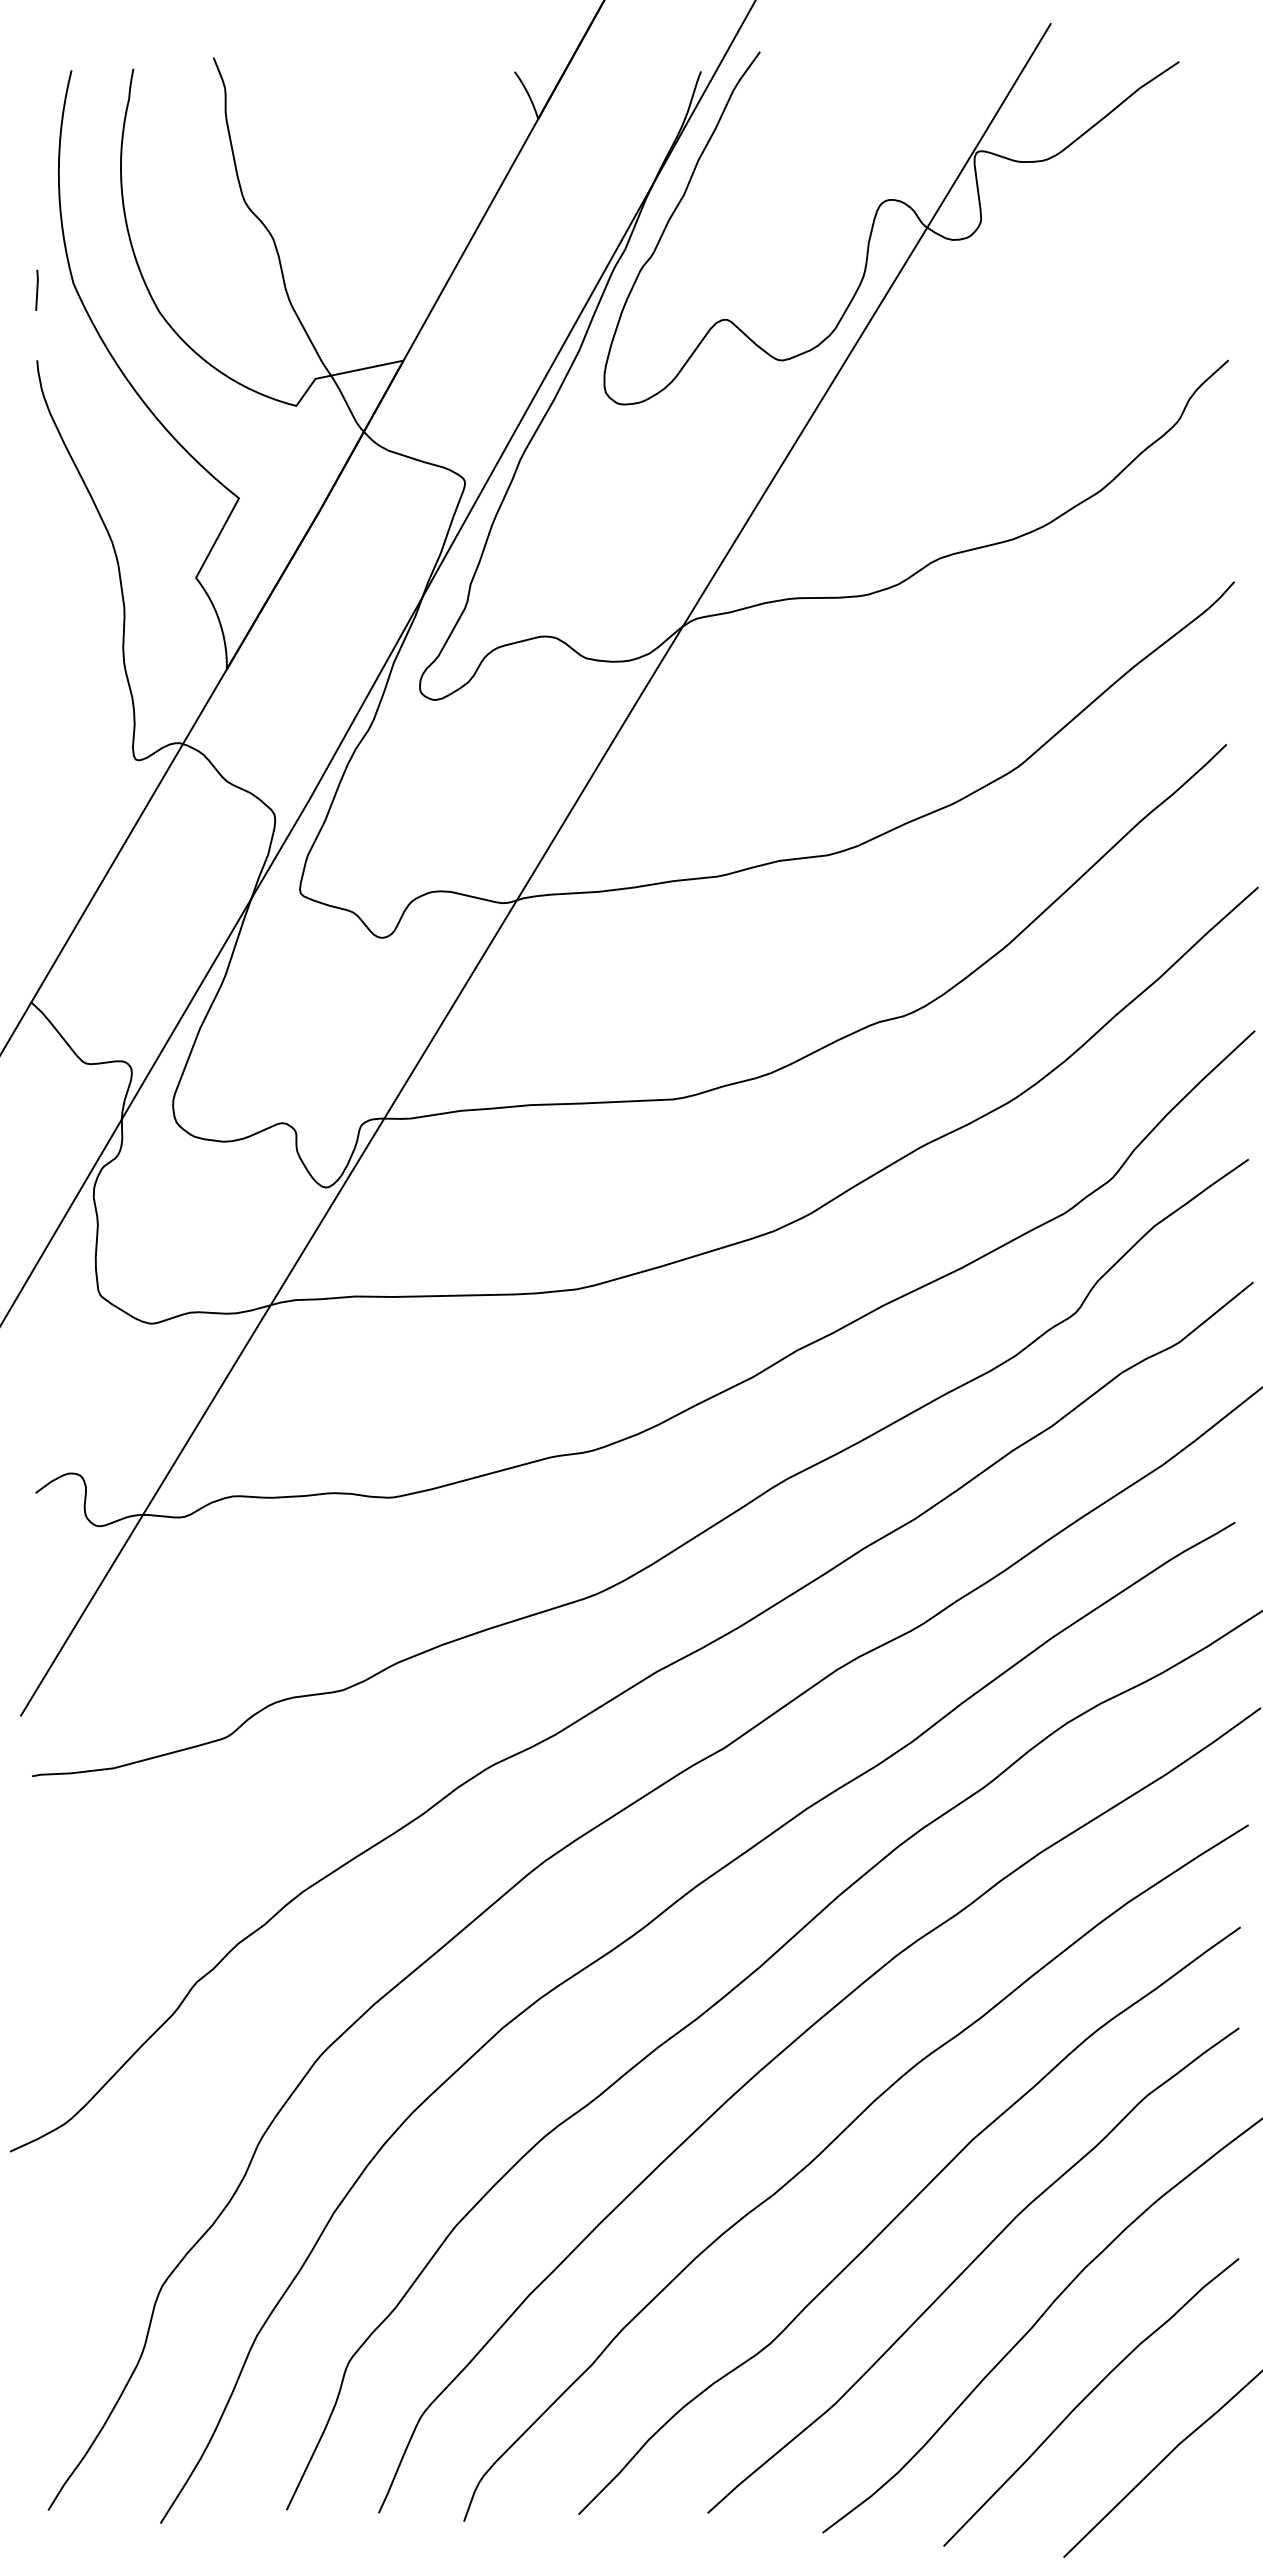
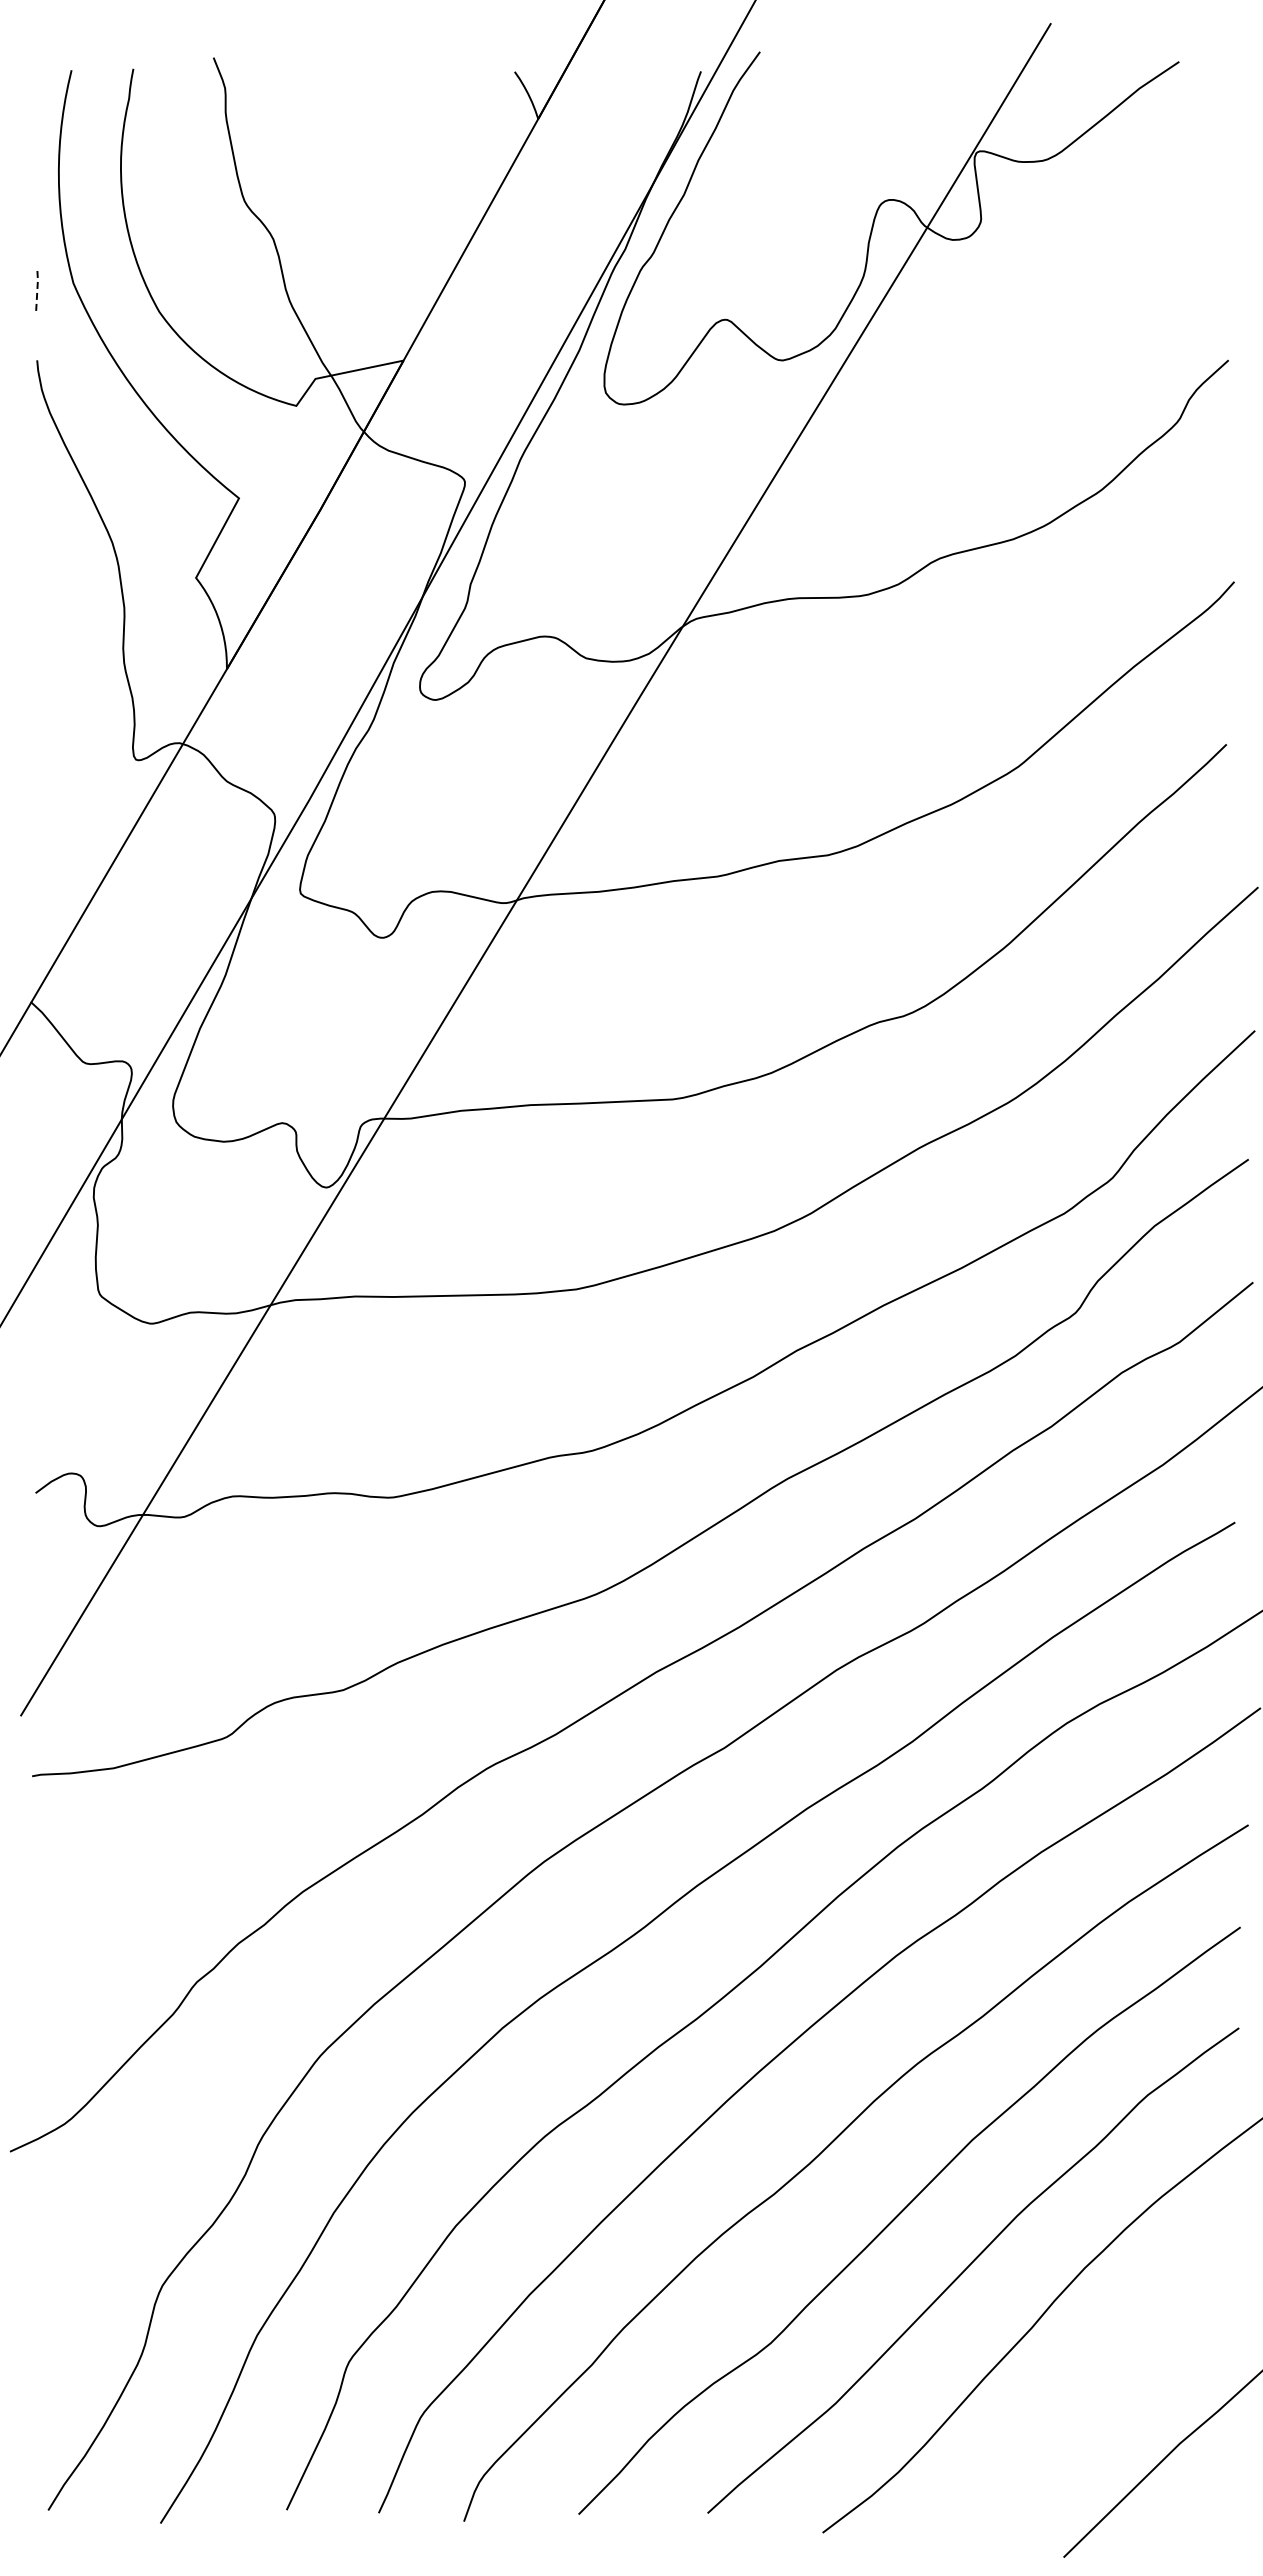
line: solid -> dashed (37, 289)
curve: present -> none (1087, 2397)
